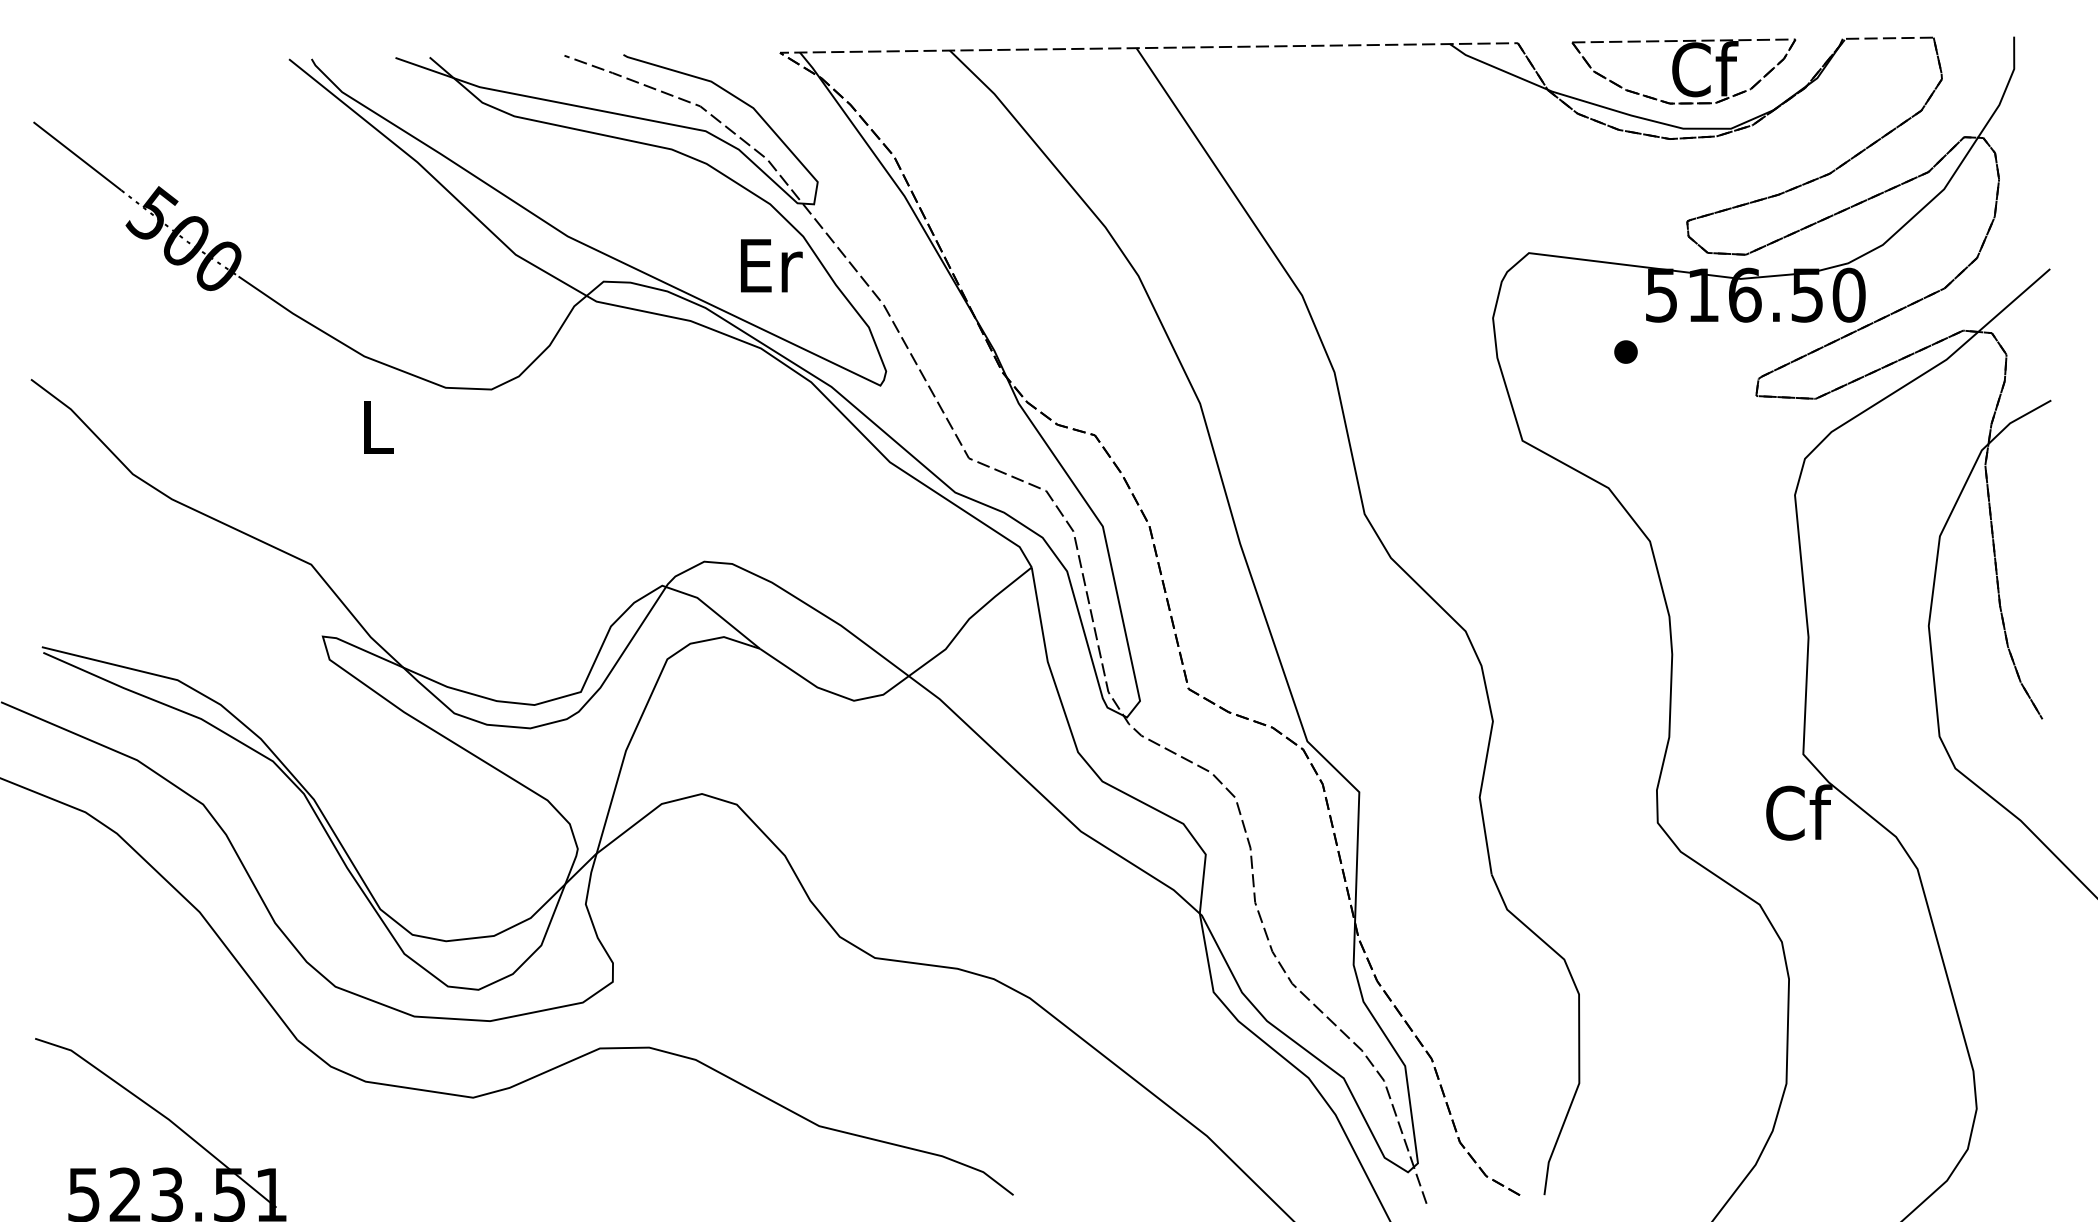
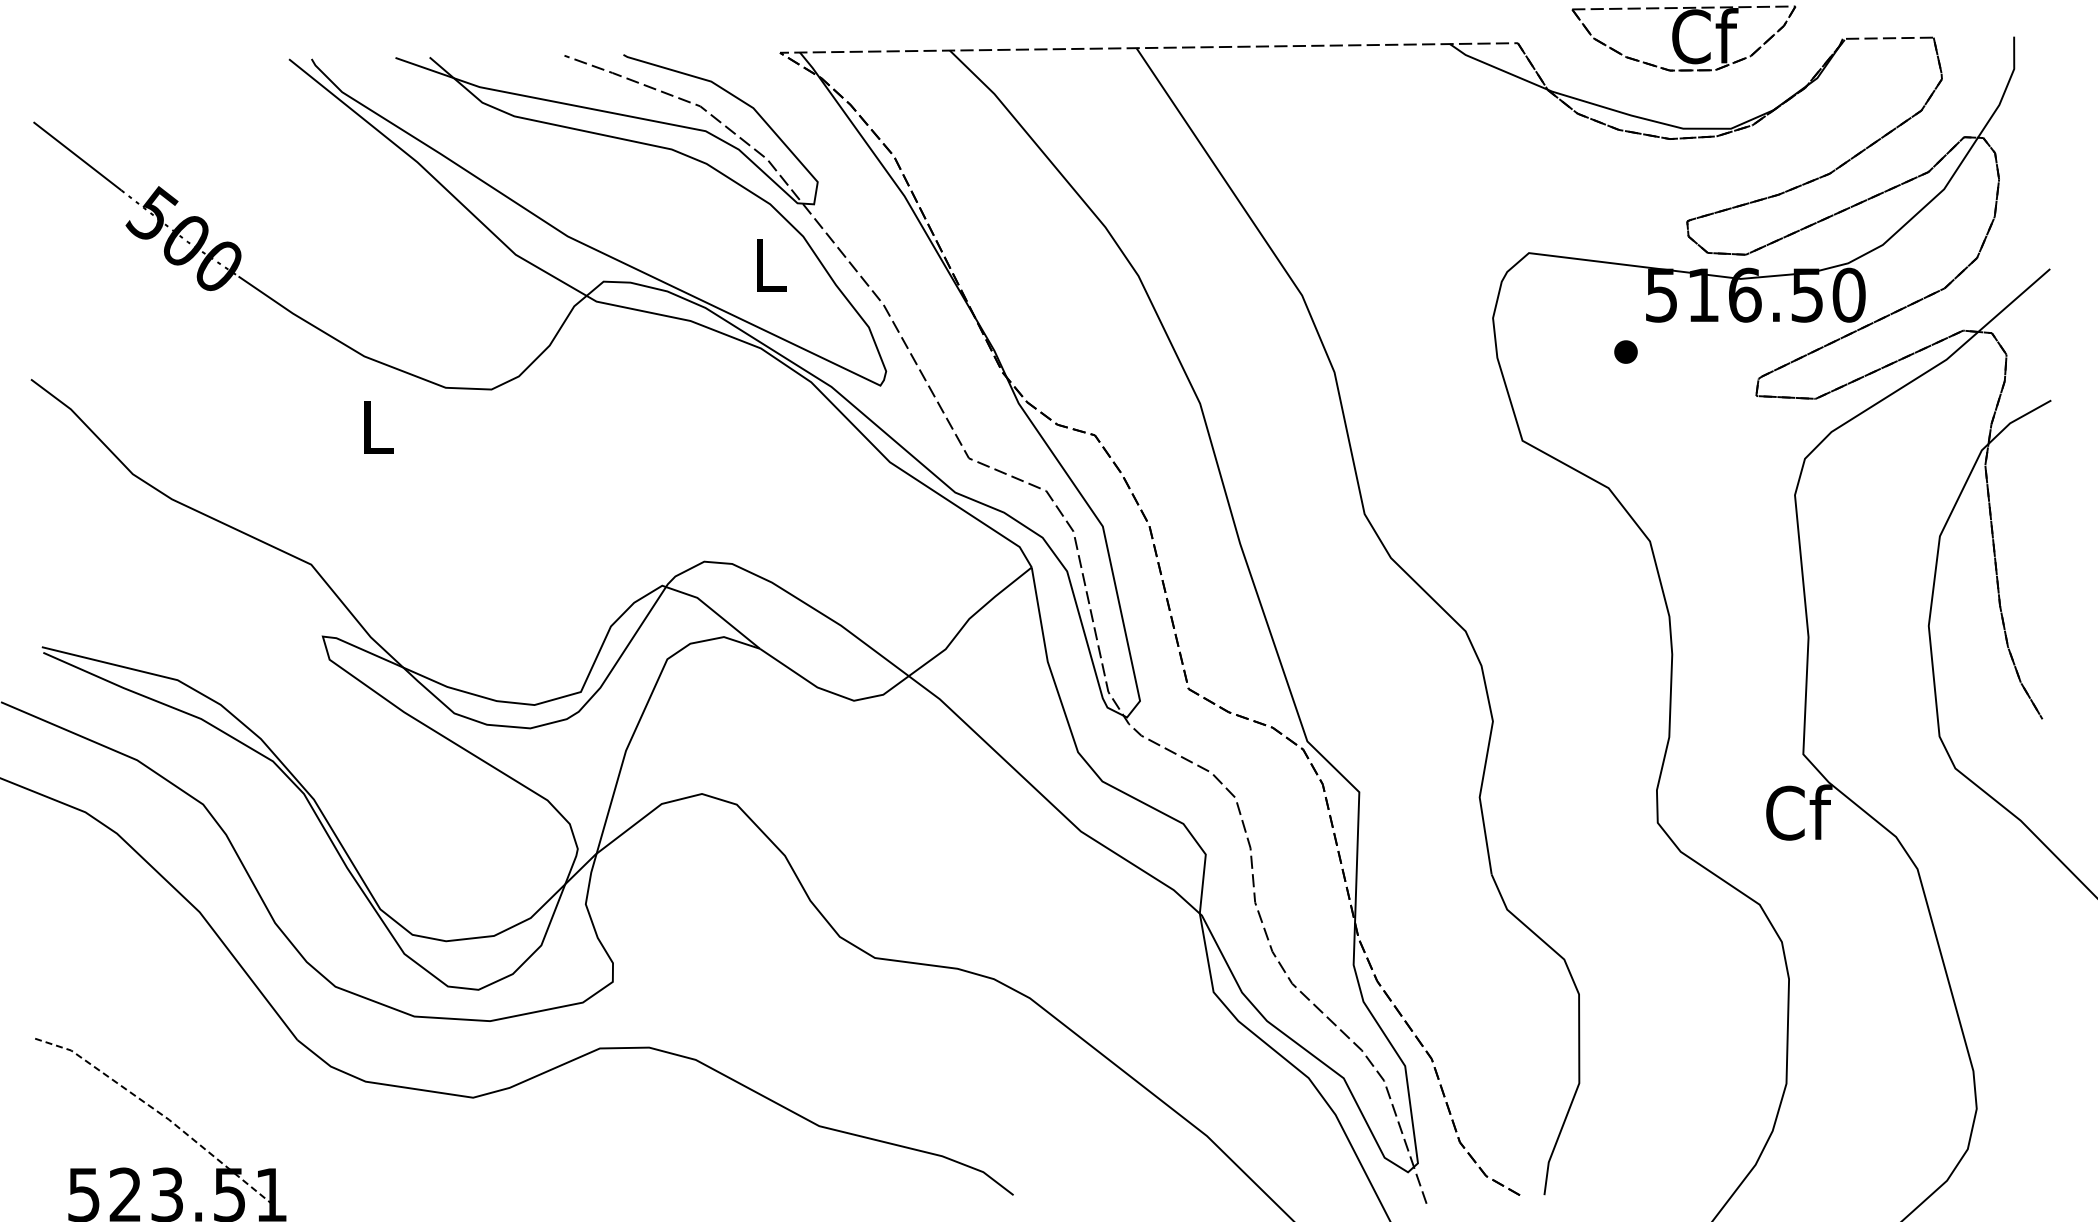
part position: (1683, 71) -> (1683, 38) (1683, 38)
text: Er -> L (771, 265)
line: solid -> dashed (161, 1114)
